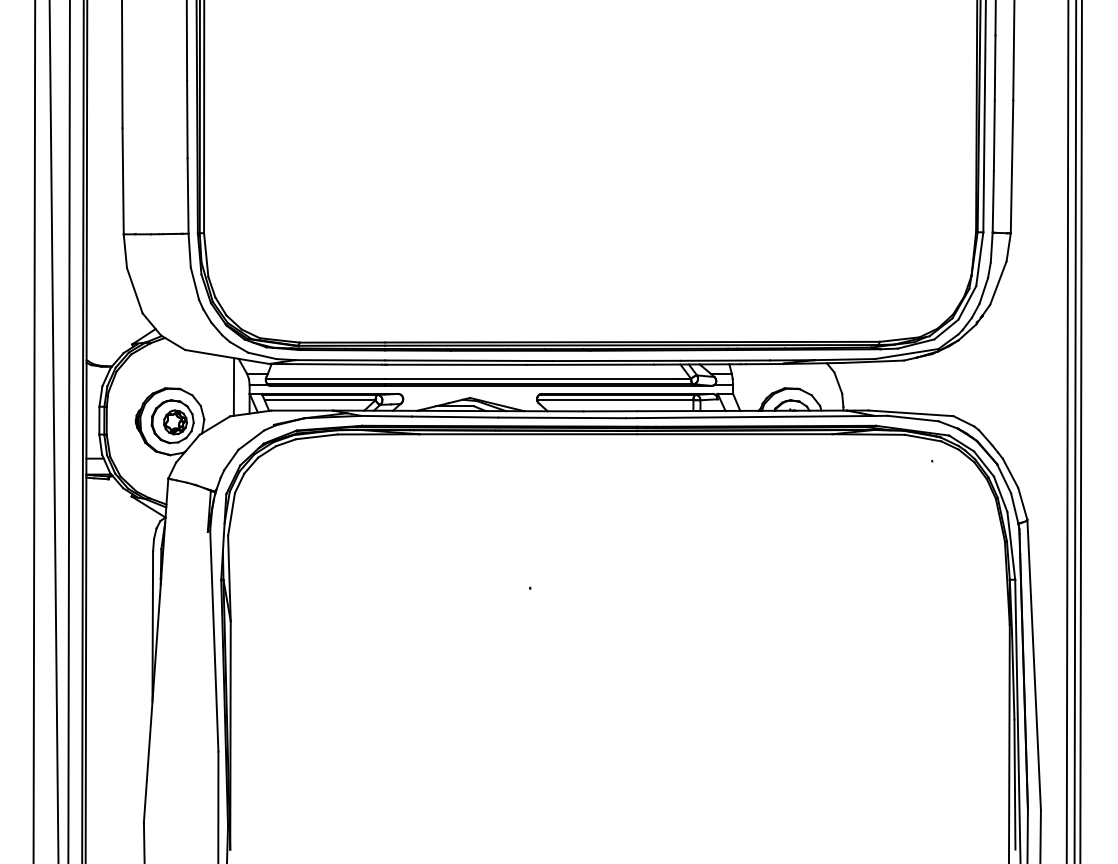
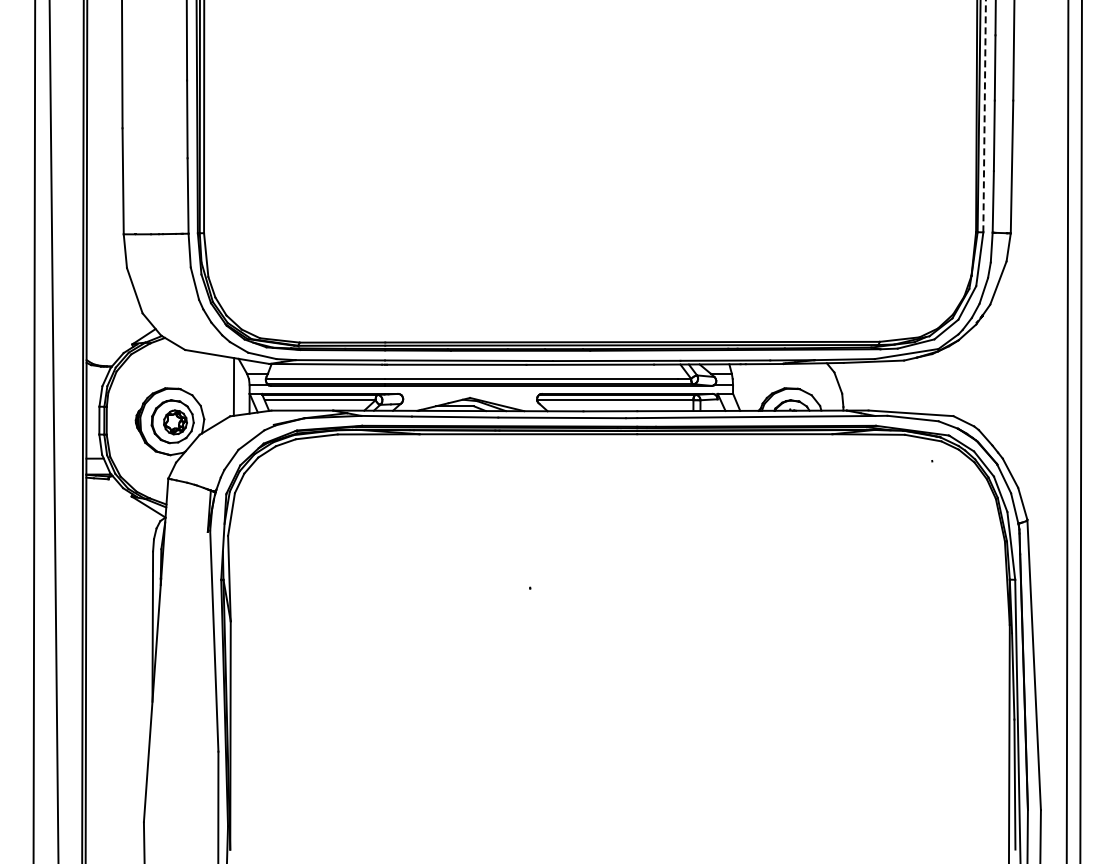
line: solid -> dashed (984, 116)
line: present -> none (68, 431)
line: present -> none (1075, 431)
